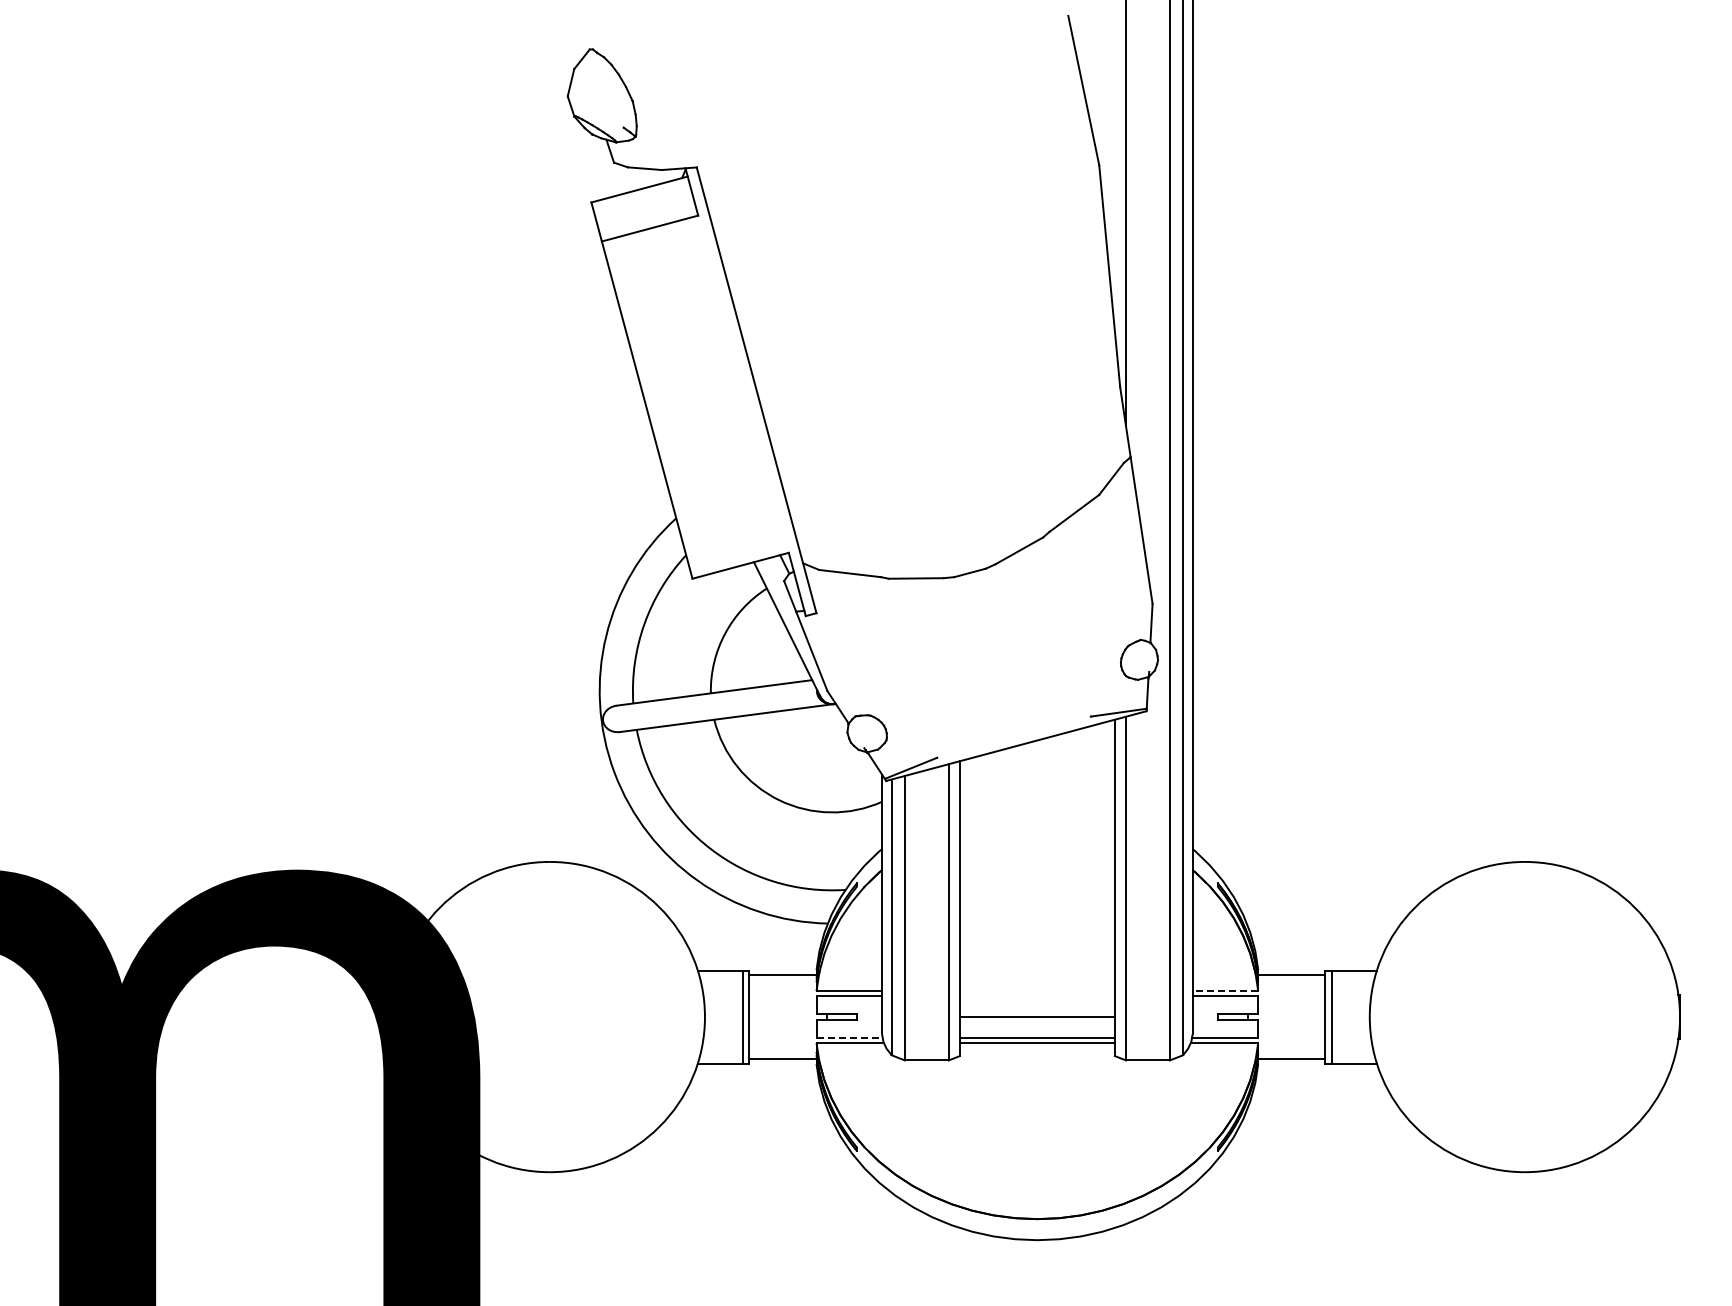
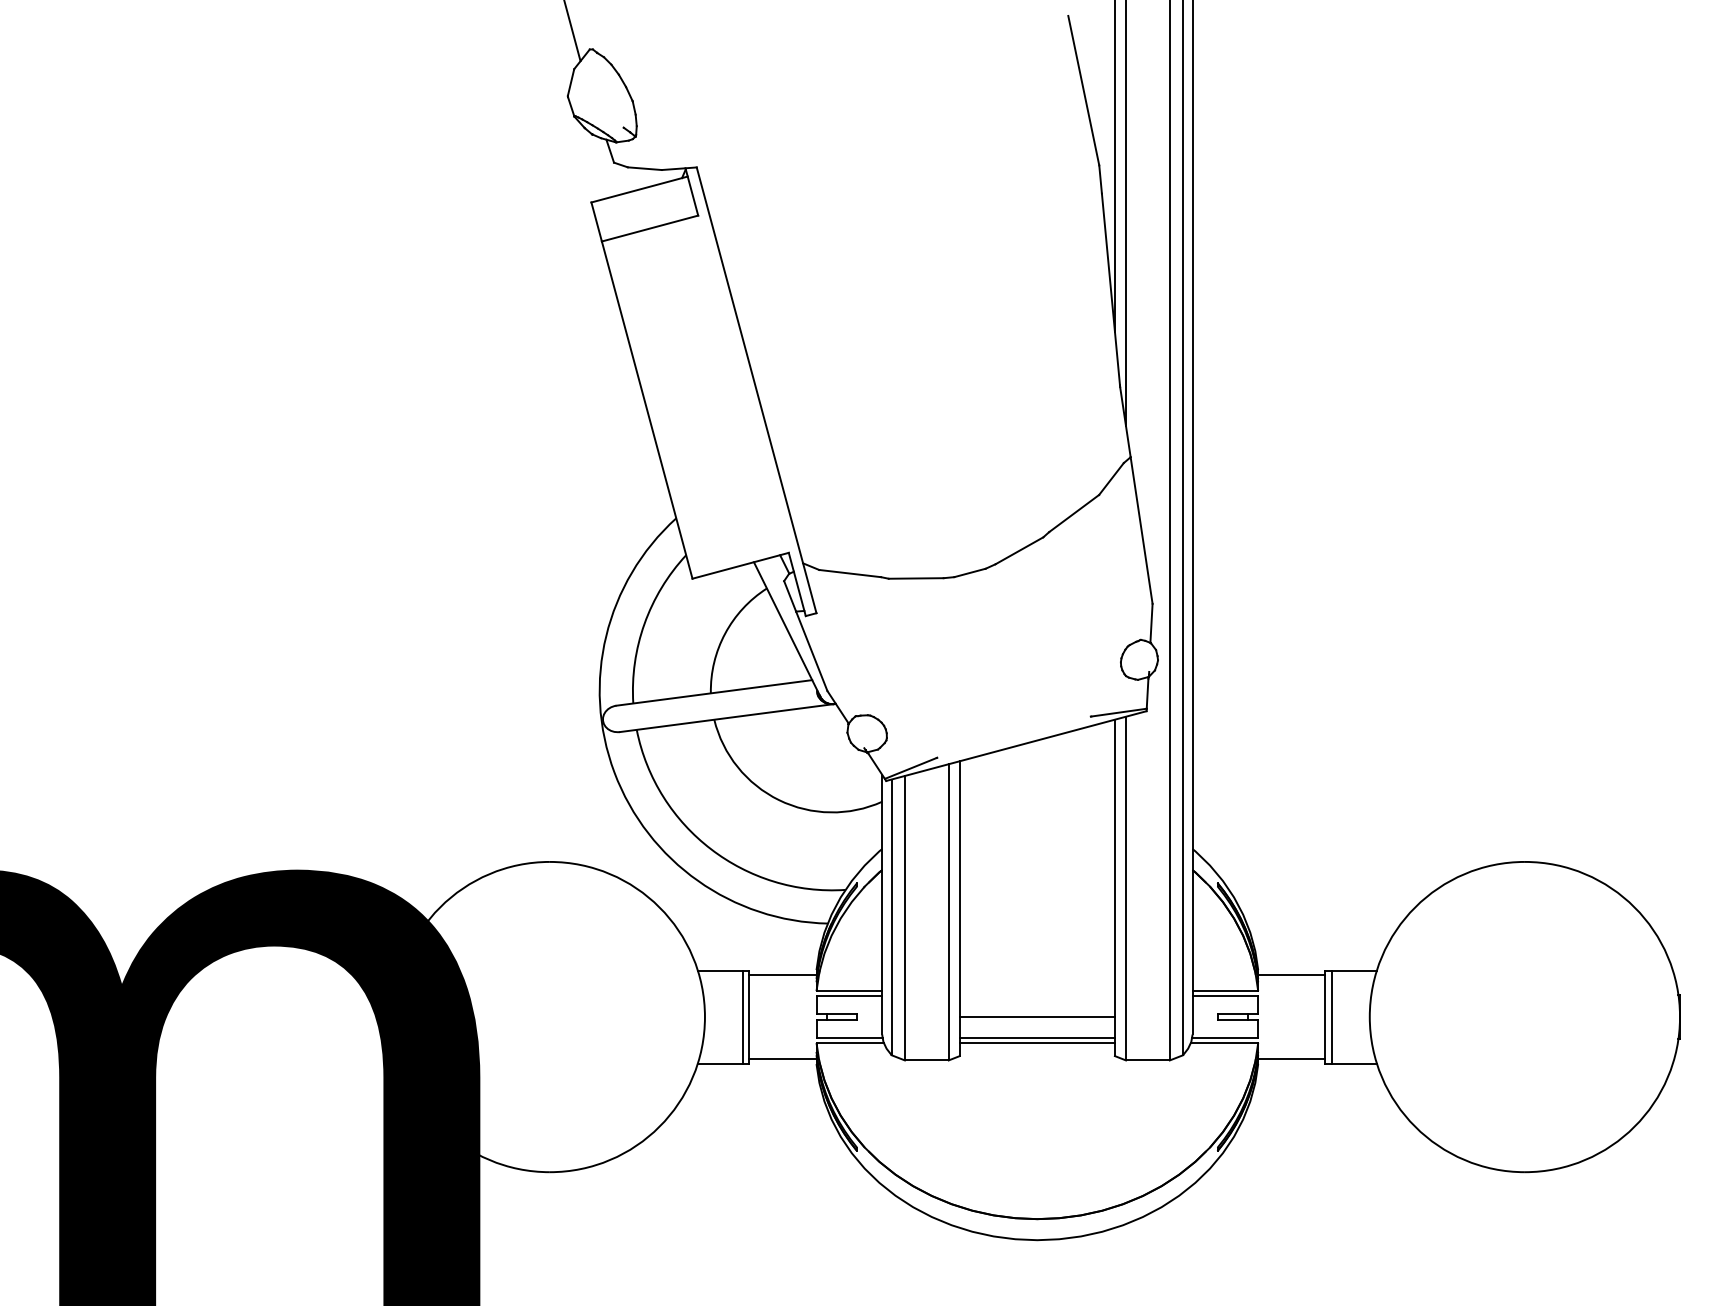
line: none -> present (572, 31)
line: none -> present (1114, 166)
line: dashed -> solid (1225, 991)
line: dashed -> solid (850, 1038)
